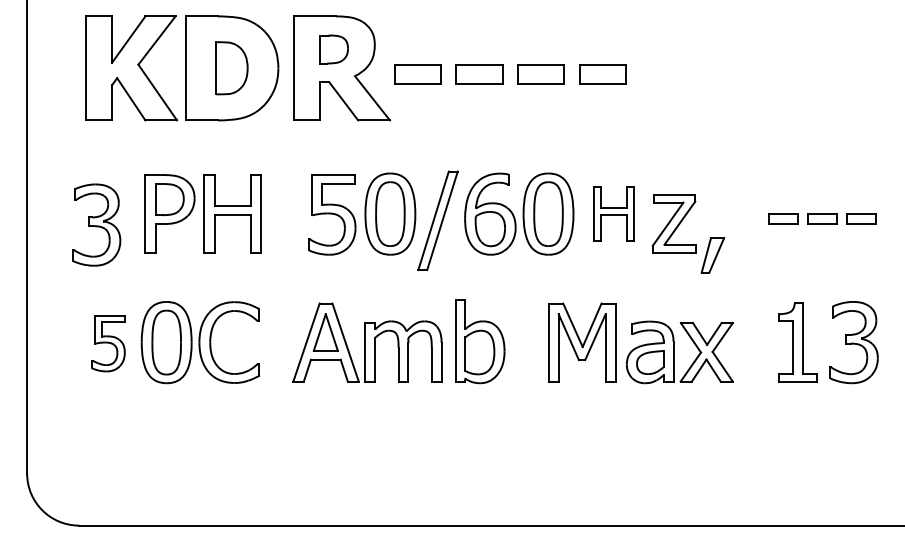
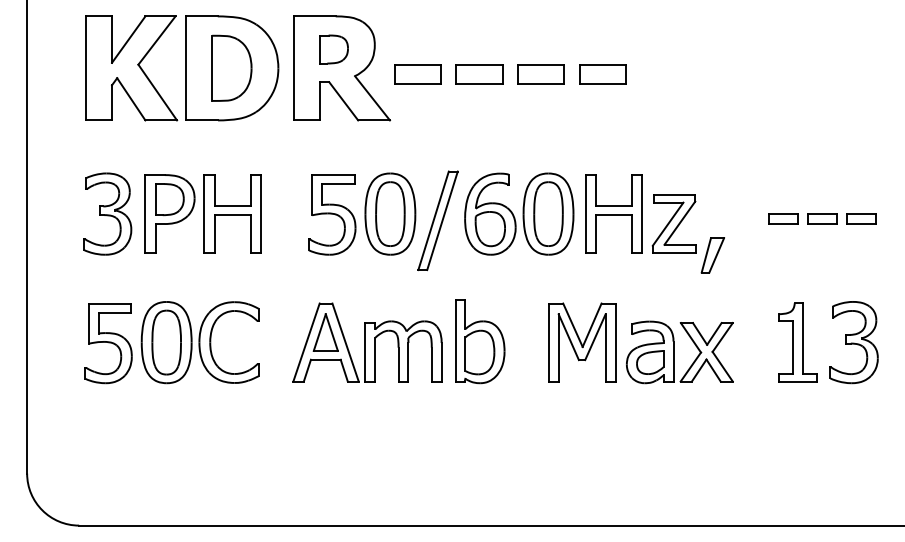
part size: 34x55 px -> 42x68 px (231, 67)
part size: 42x56 px -> 58x80 px (613, 213)
part position: (96, 224) -> (107, 213) (107, 213)
part size: 35x58 px -> 49x82 px (108, 343)
